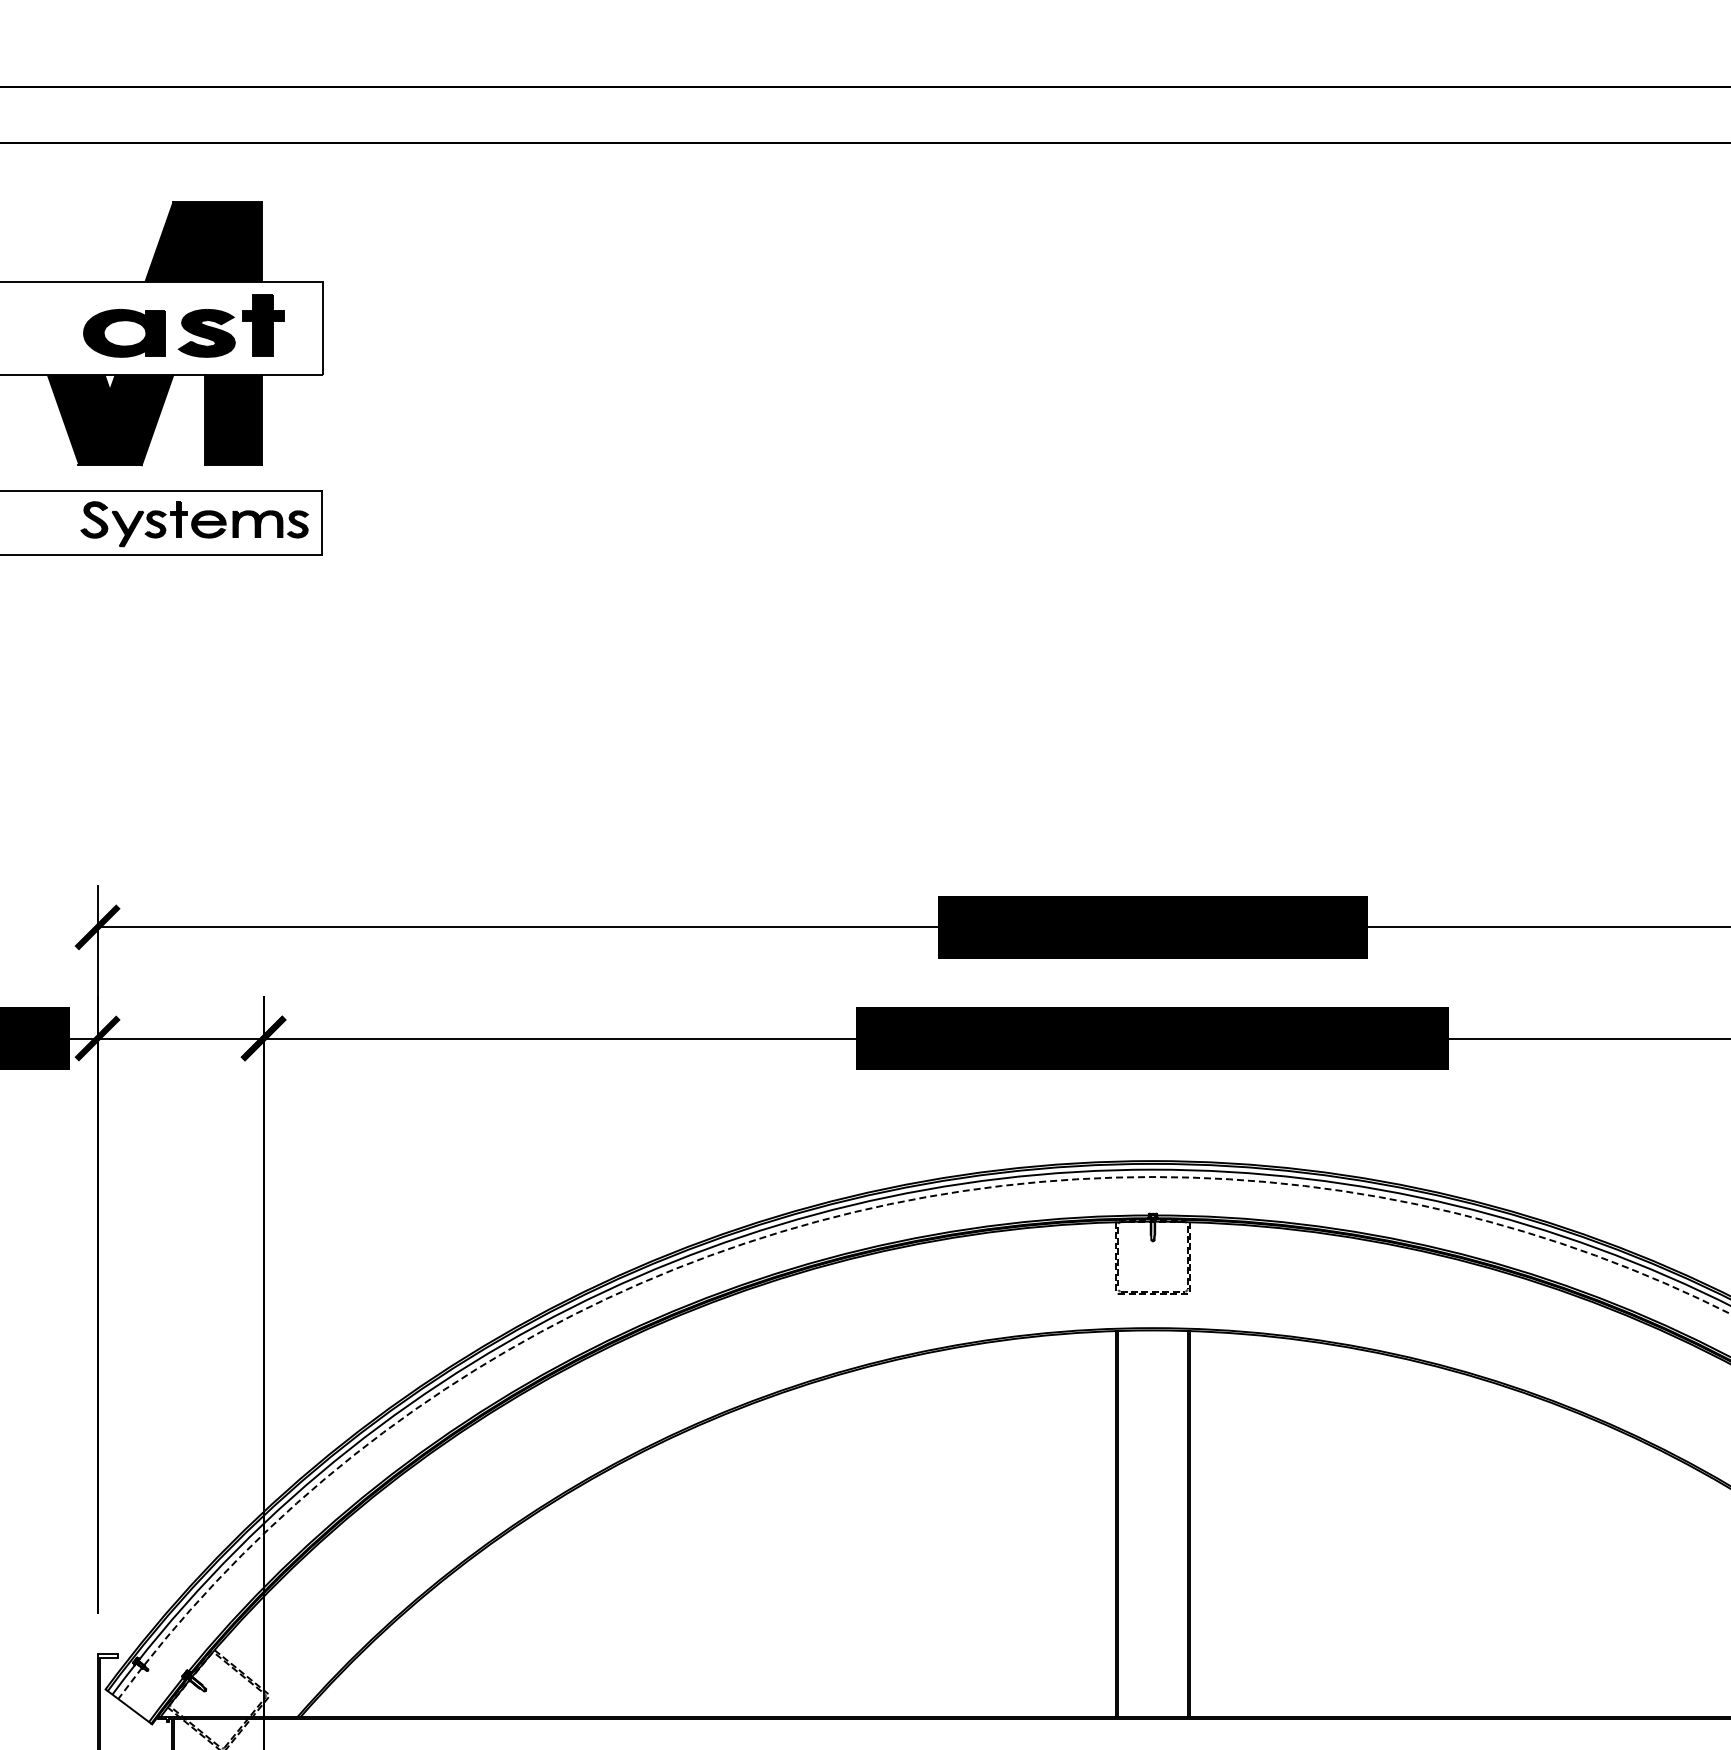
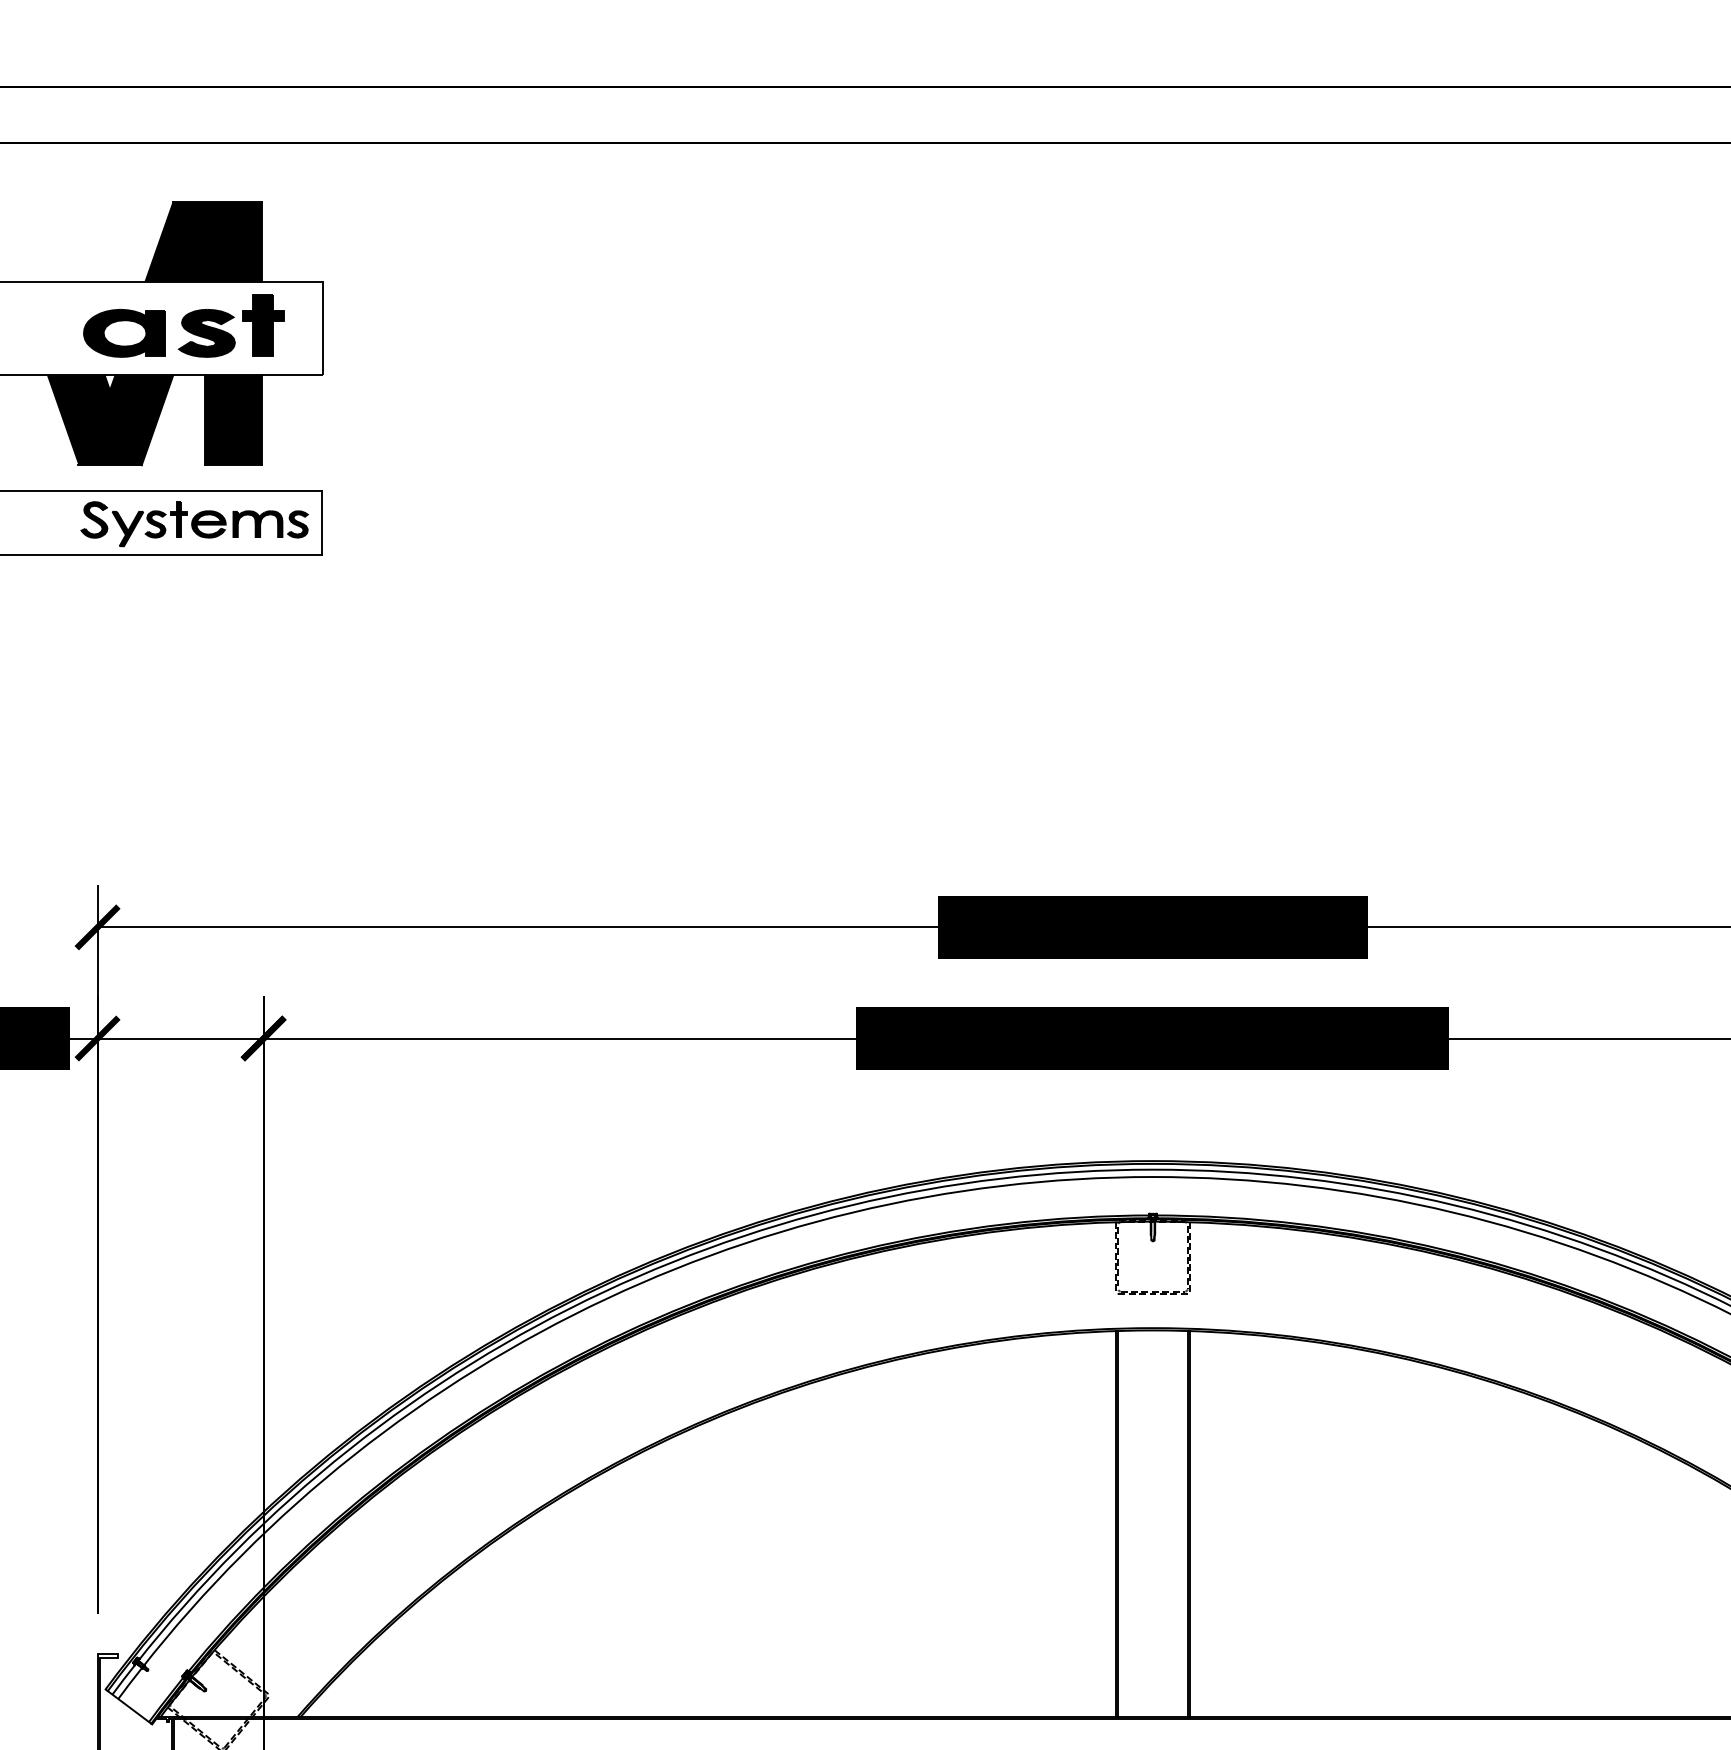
arc: dashed -> solid (853, 1212)
